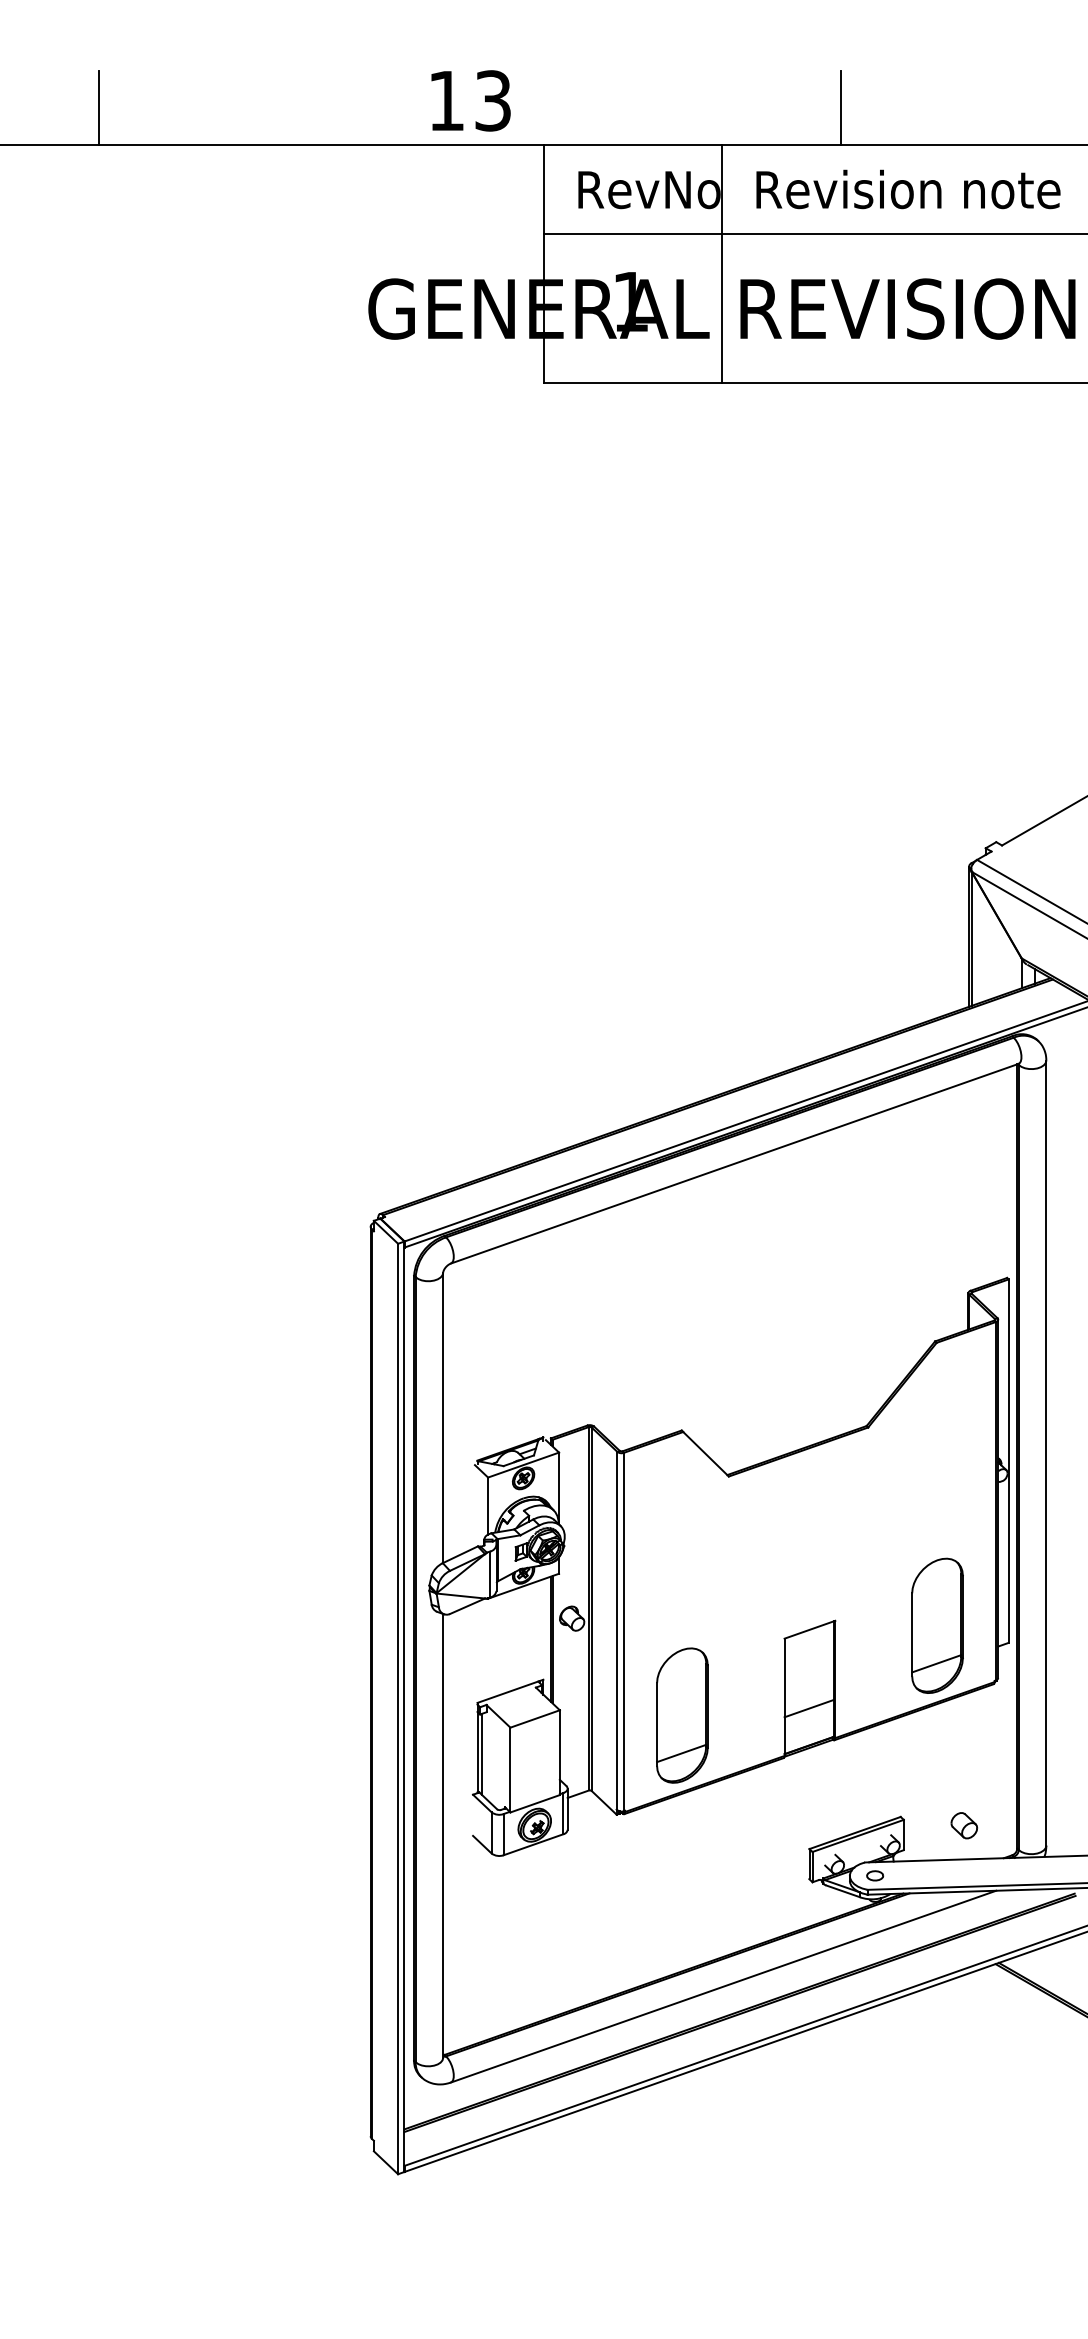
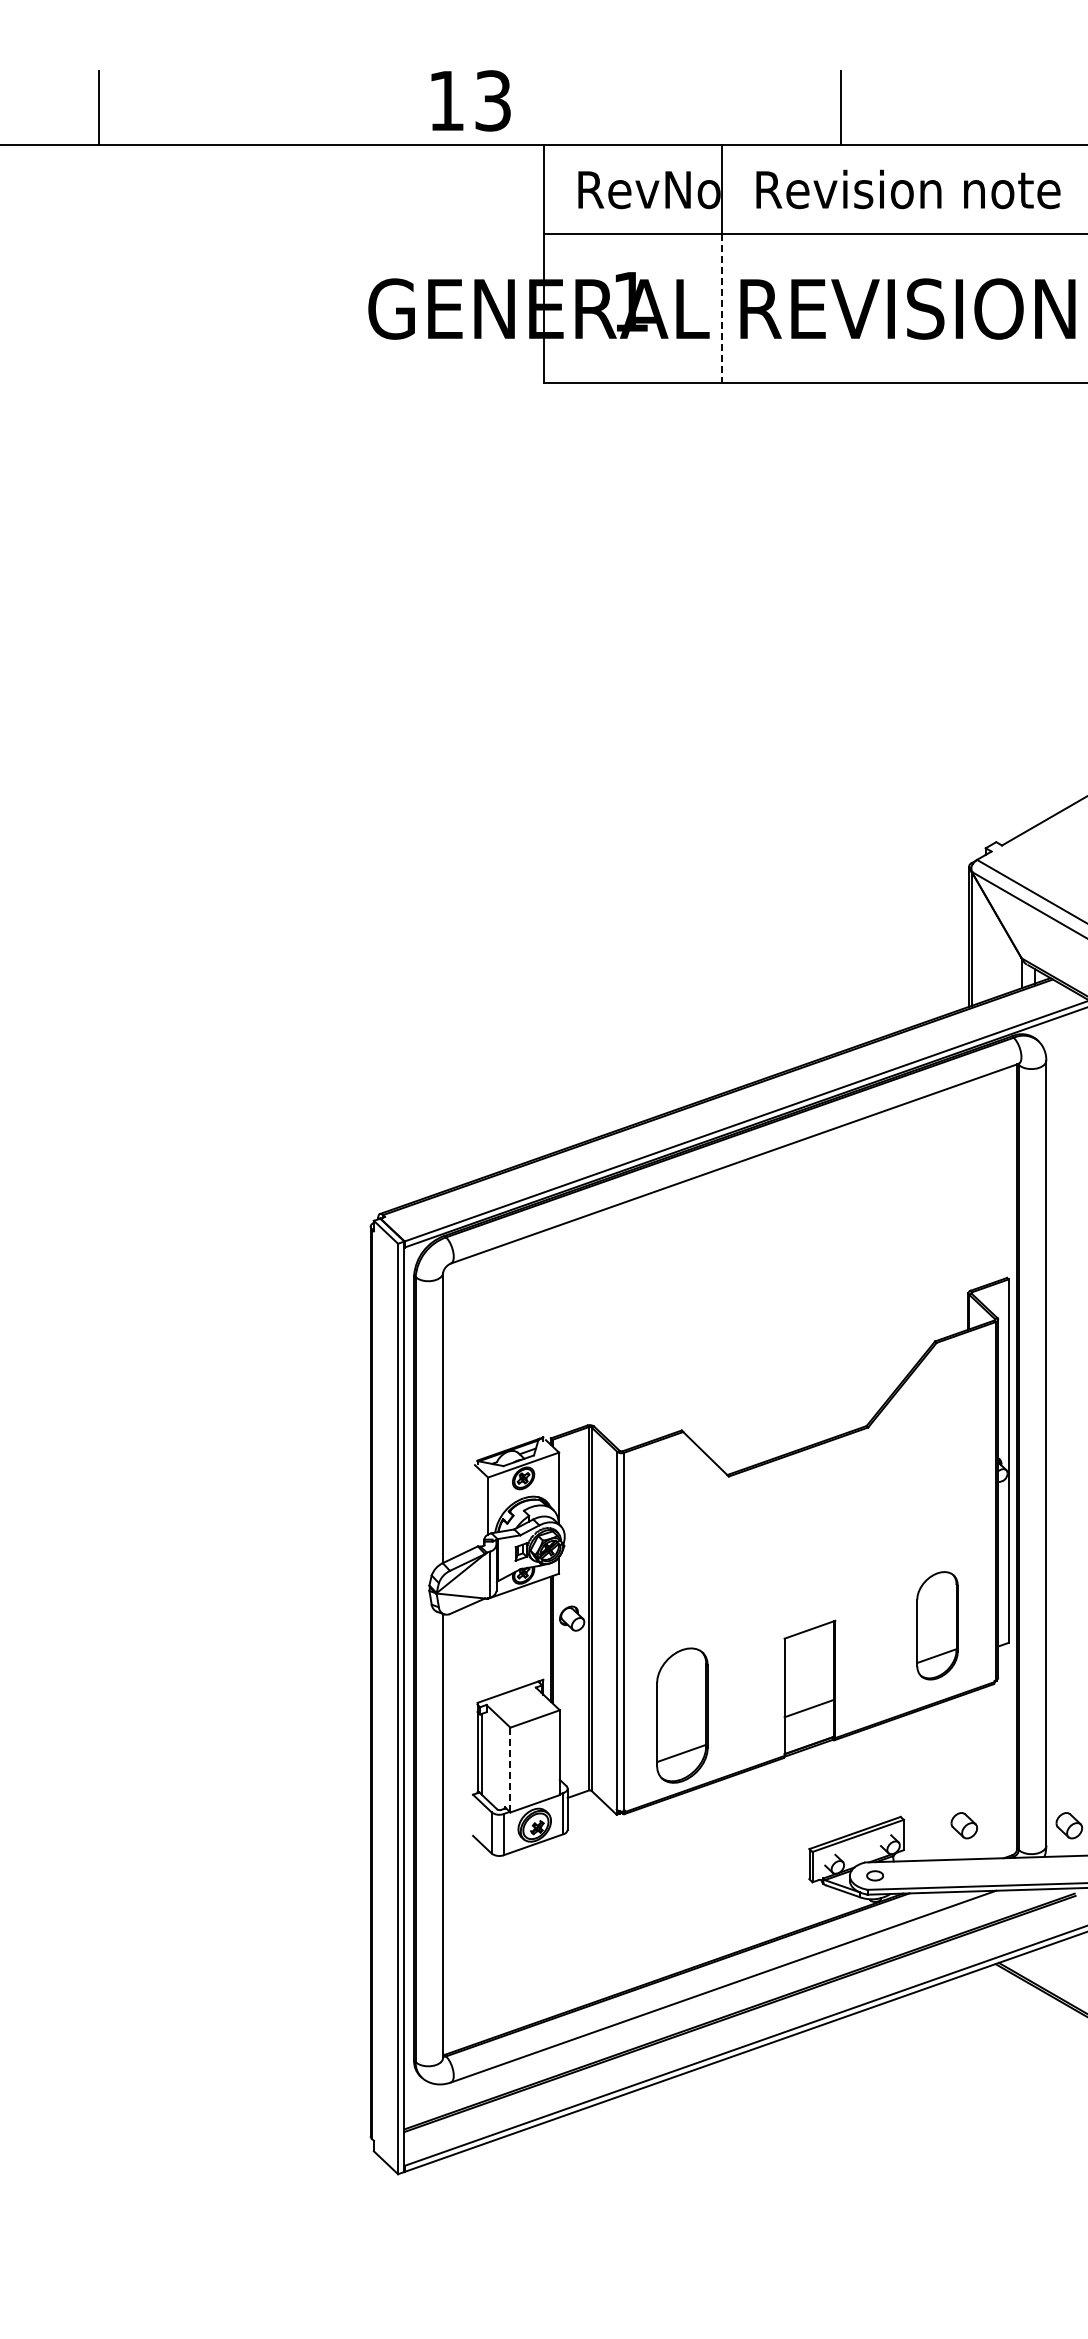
line: solid -> dashed (722, 309)
part size: 53x137 px -> 43x110 px (937, 1625)
line: solid -> dashed (510, 1770)
part: none -> present (1068, 1825)
